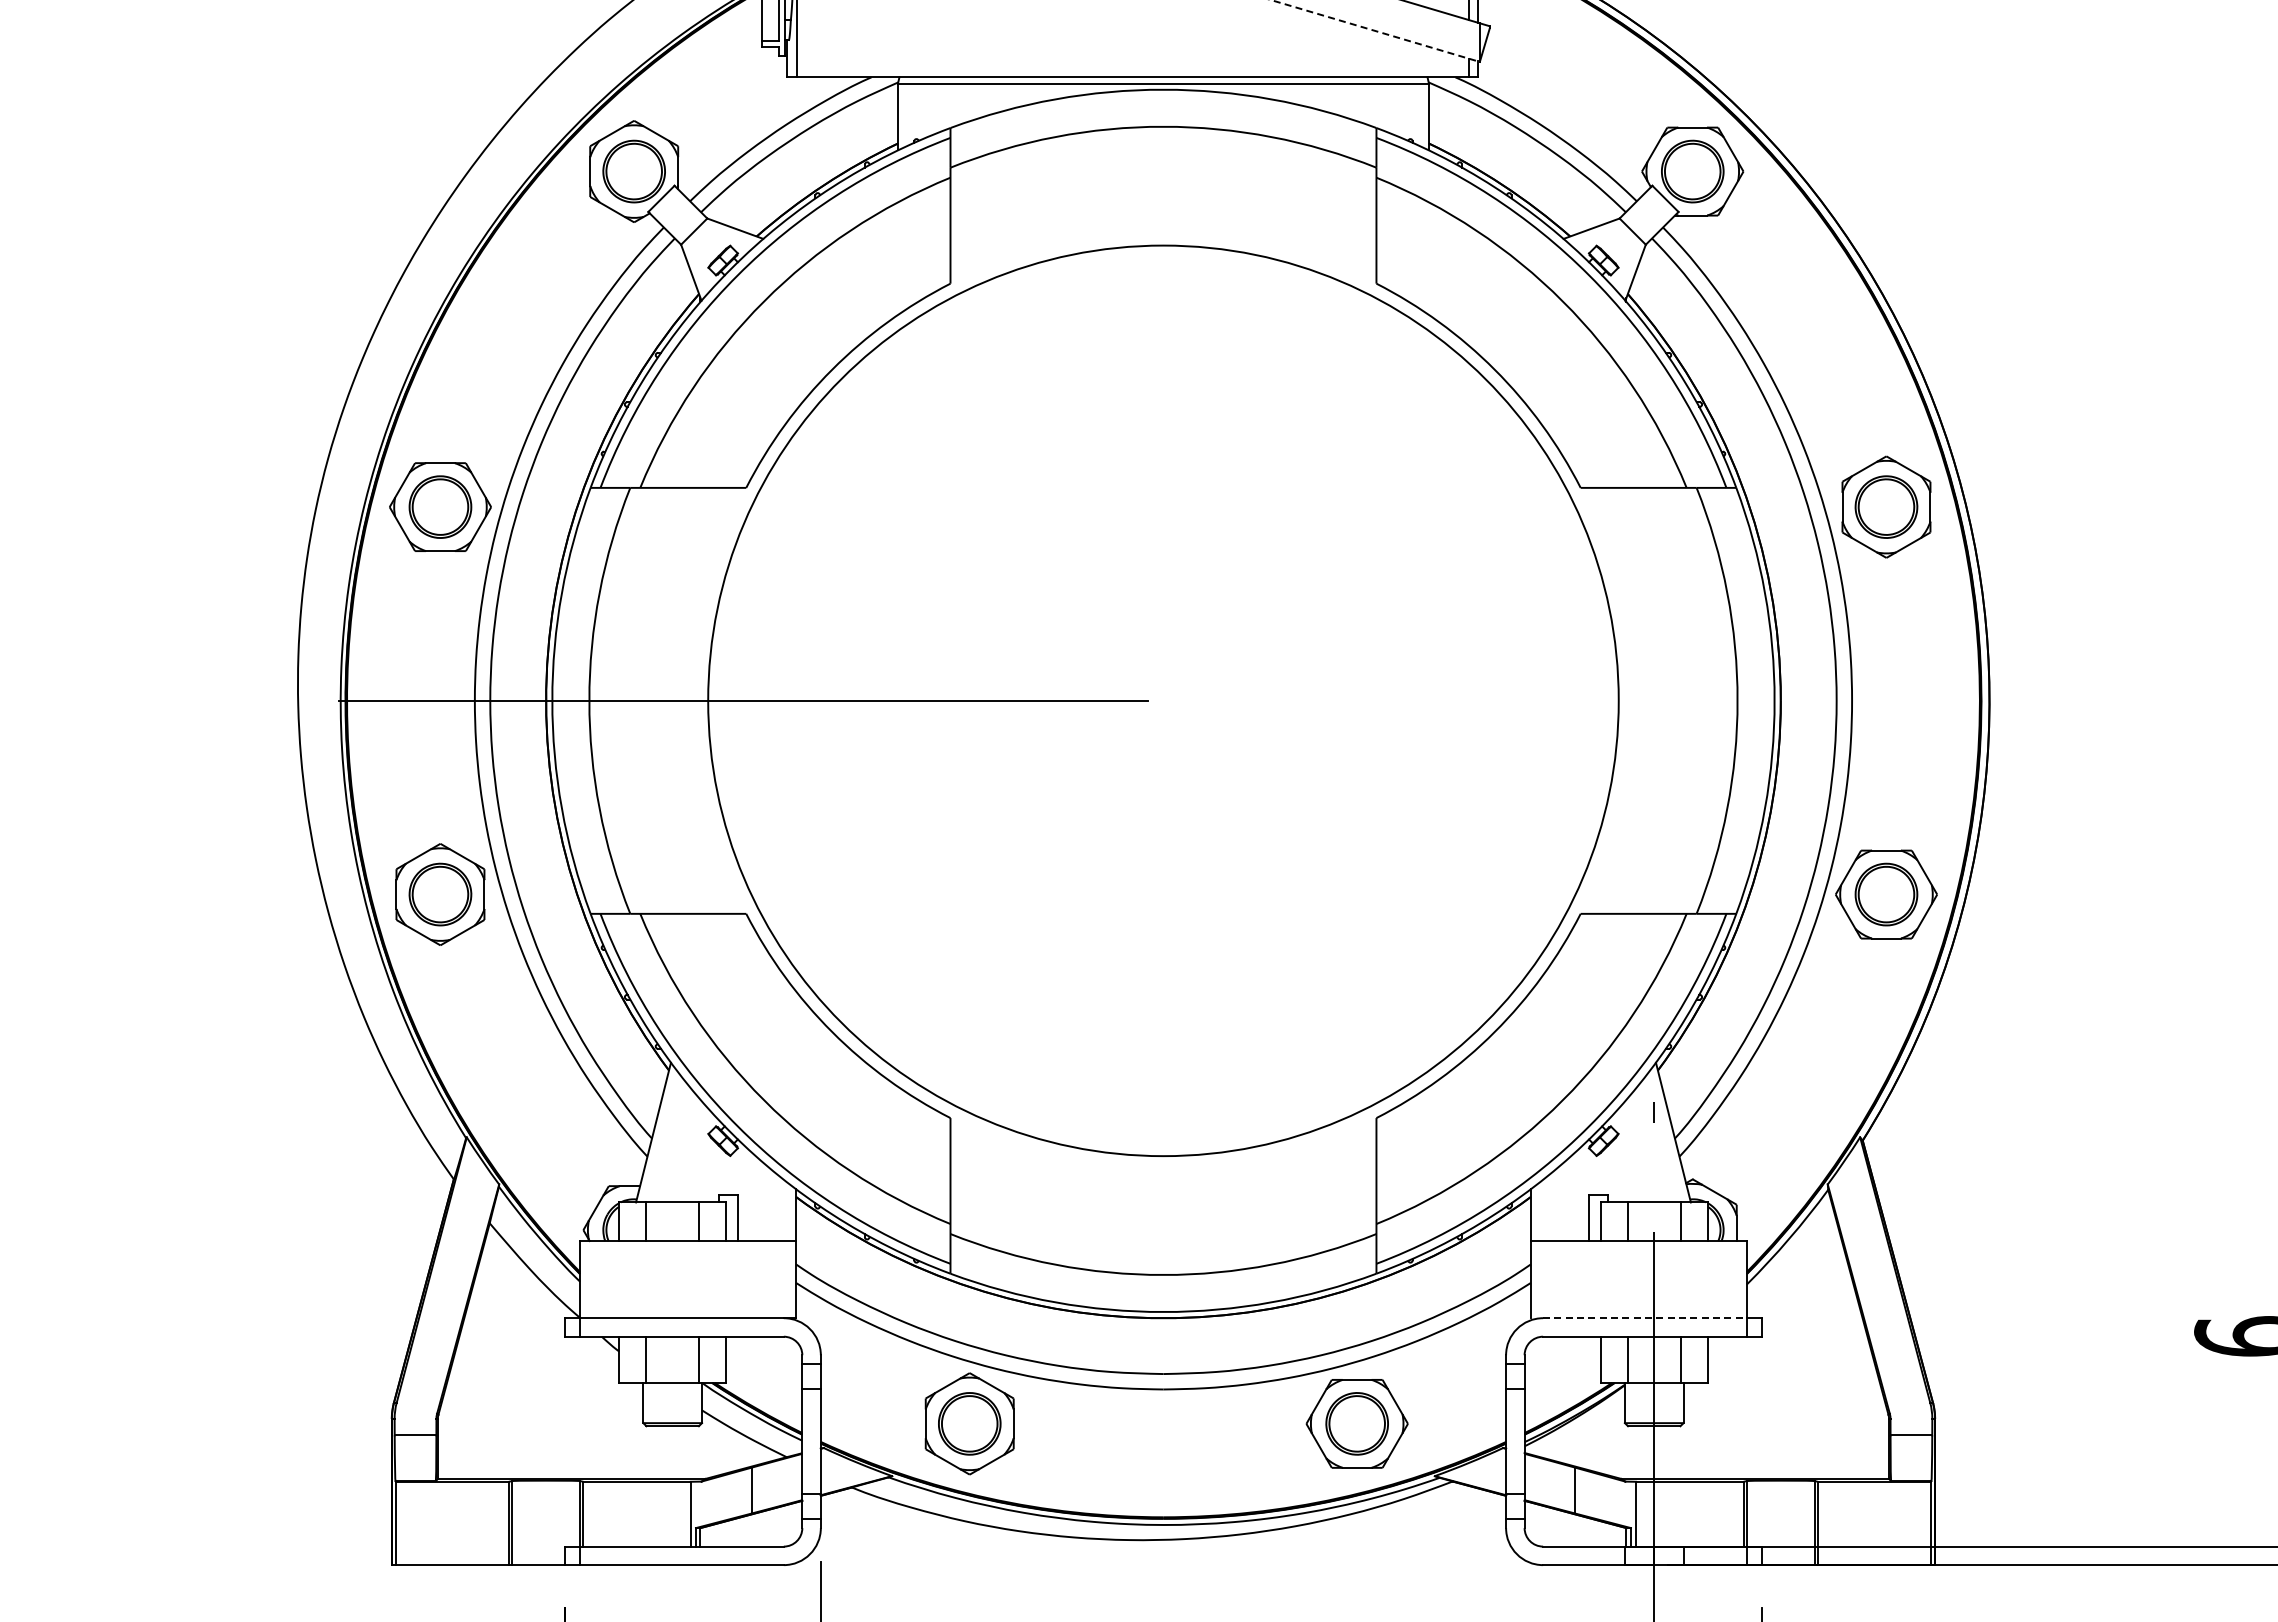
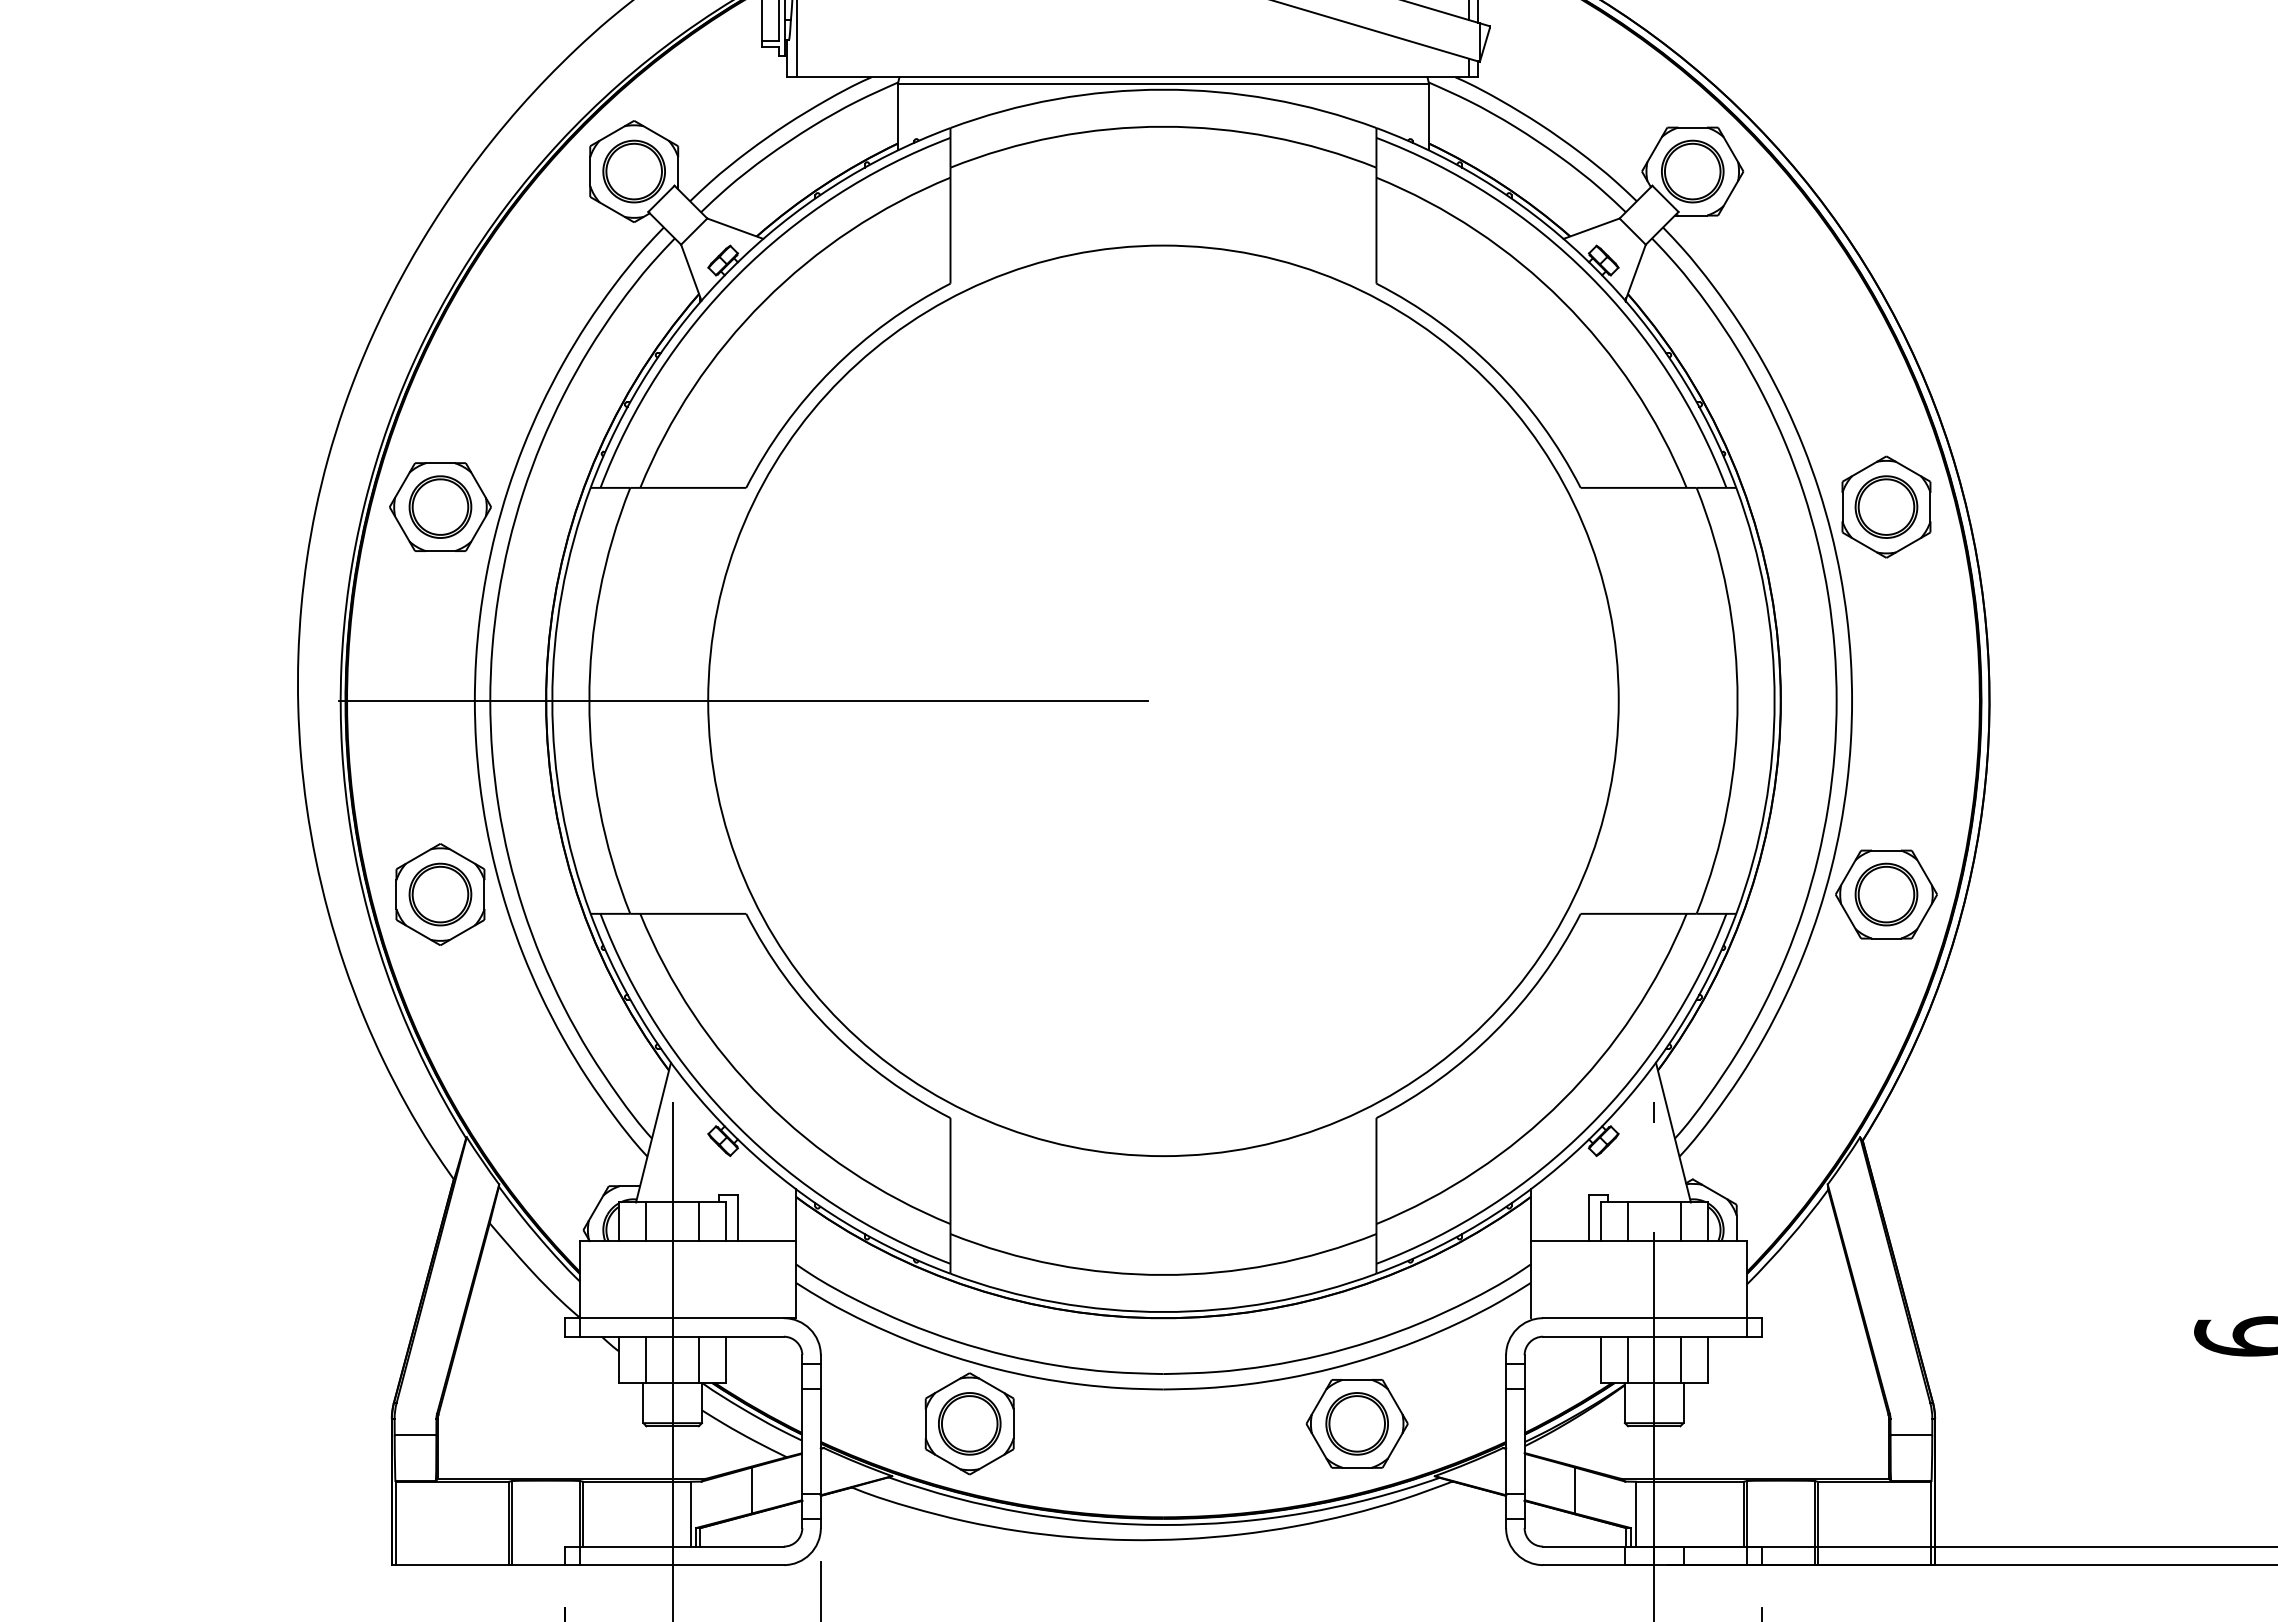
line: dashed -> solid (1375, 31)
line: dashed -> solid (1644, 1318)
line: none -> present (672, 1360)
